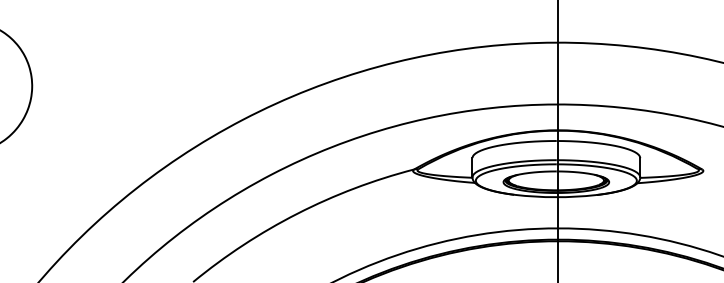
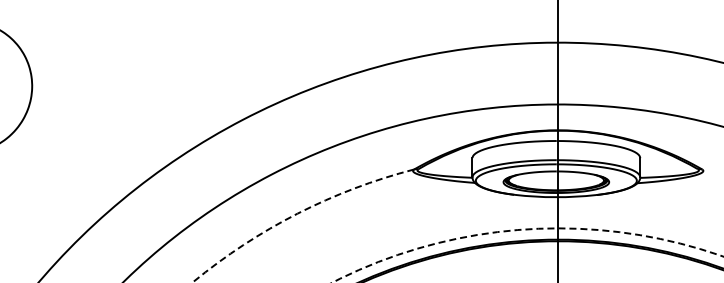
arc: solid -> dashed (297, 213)
arc: solid -> dashed (525, 229)
